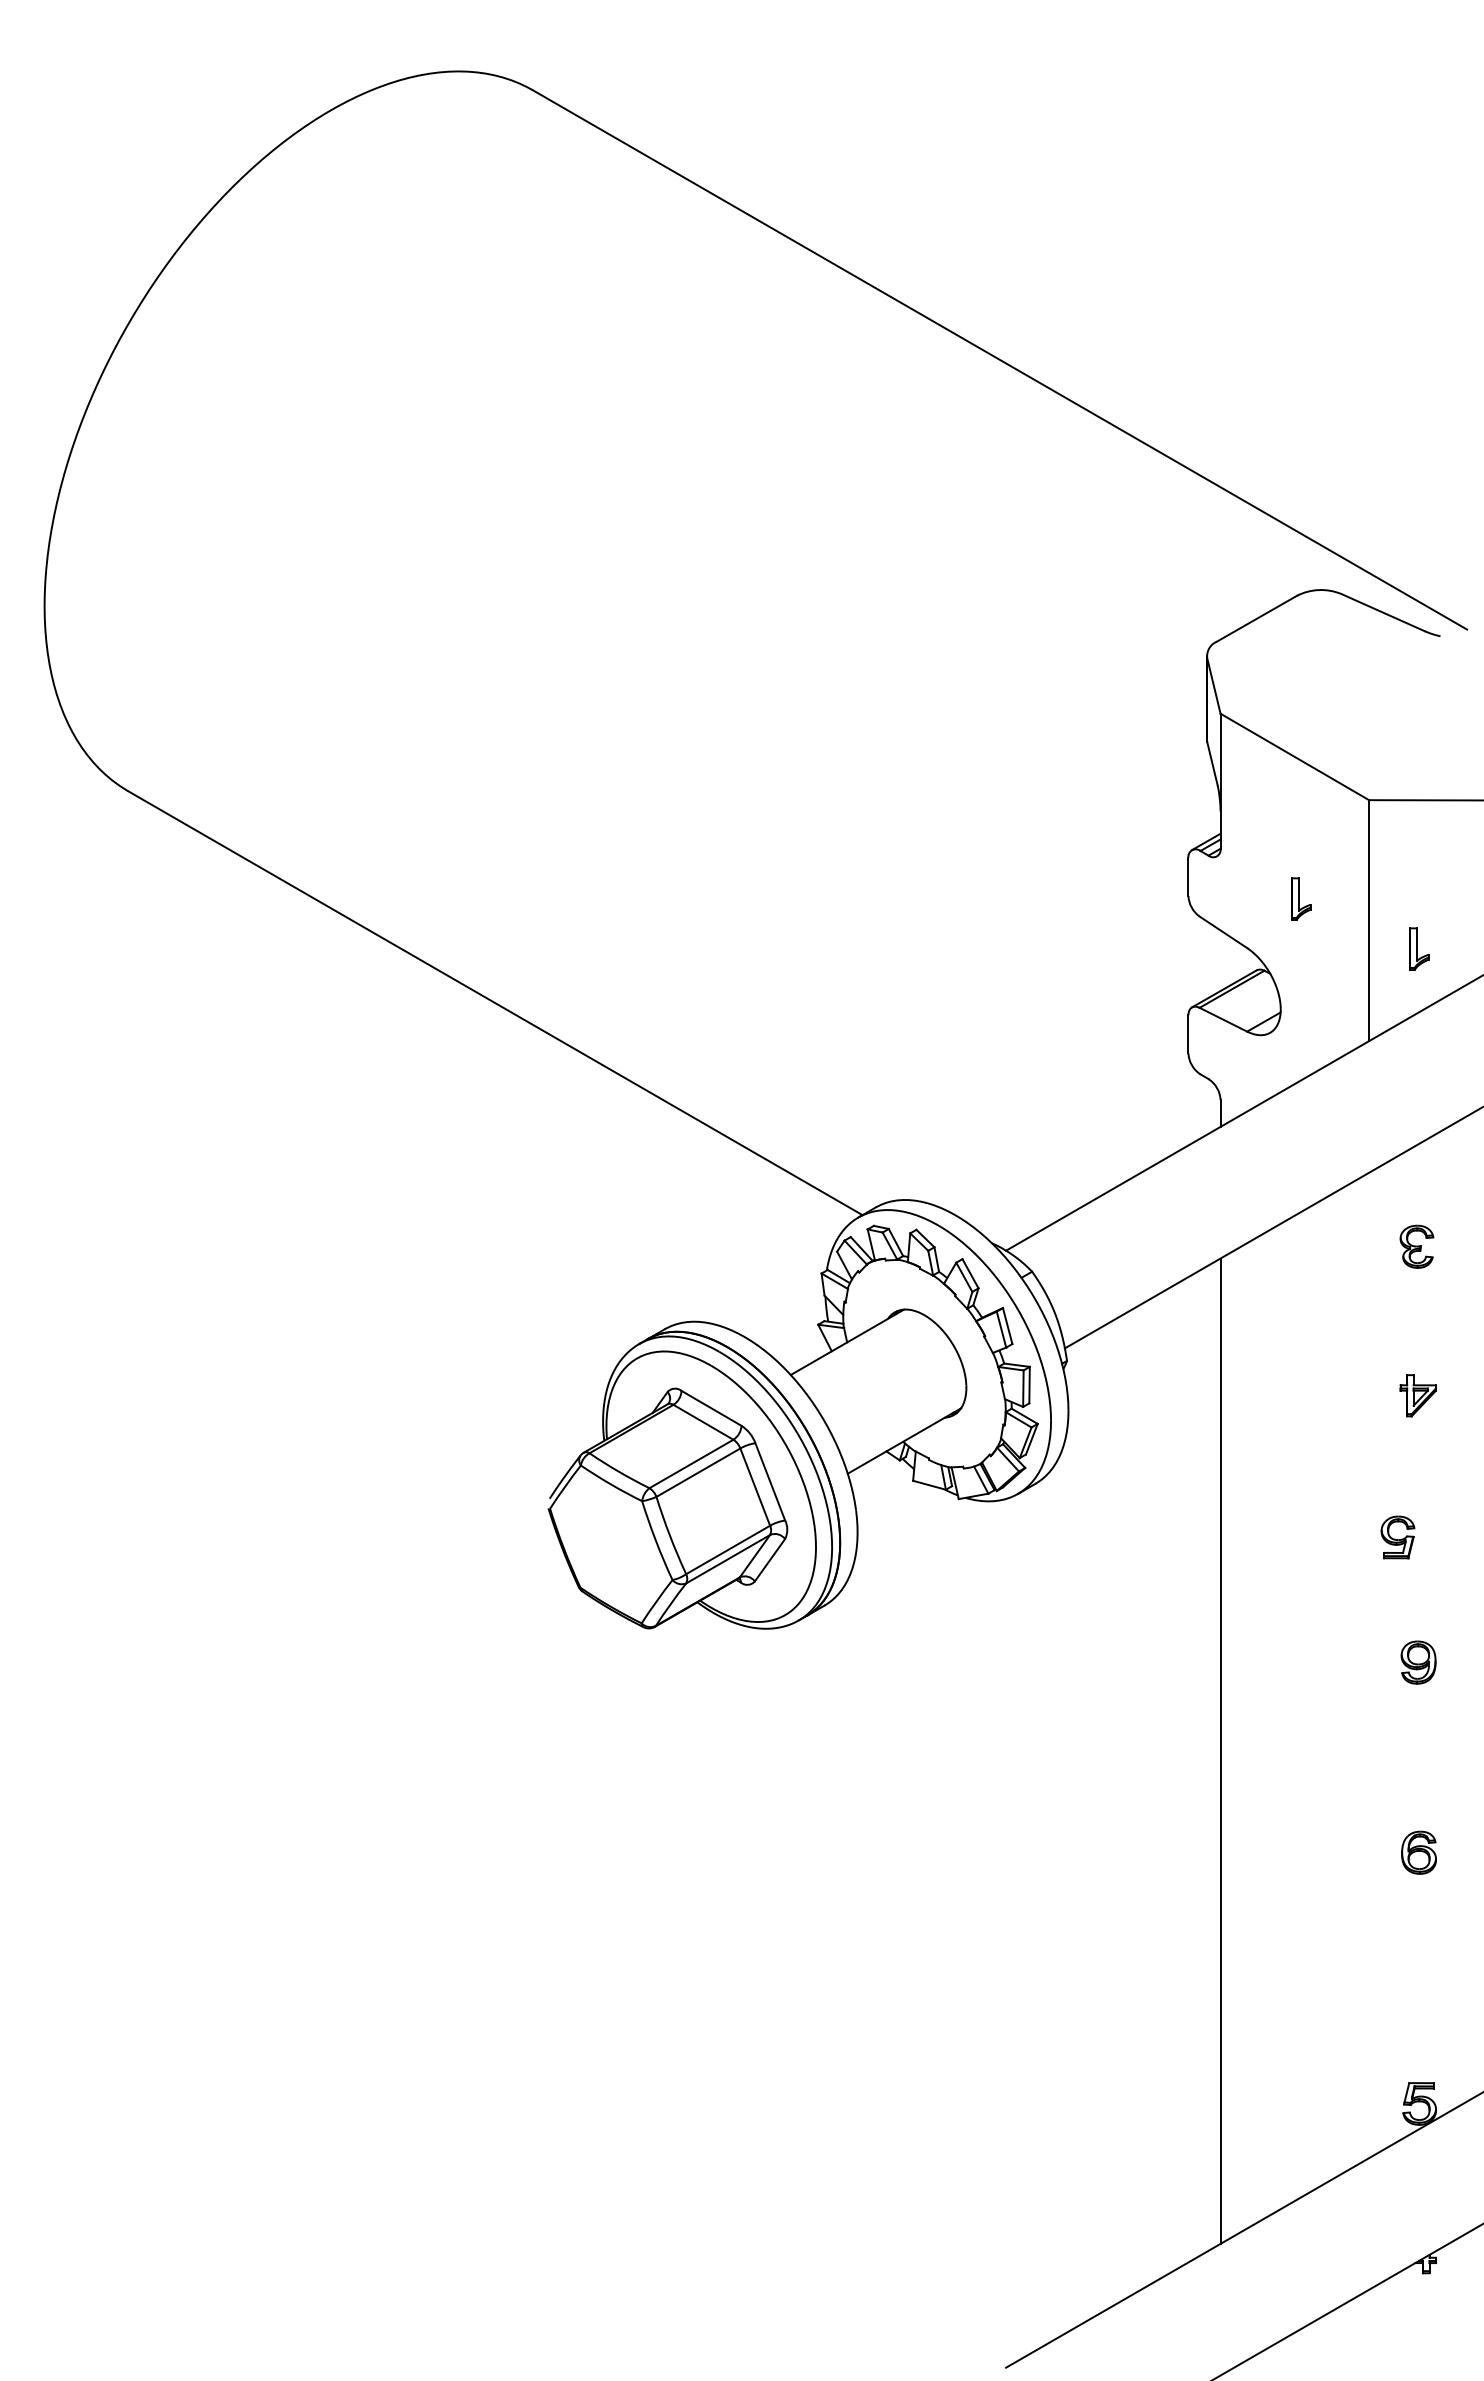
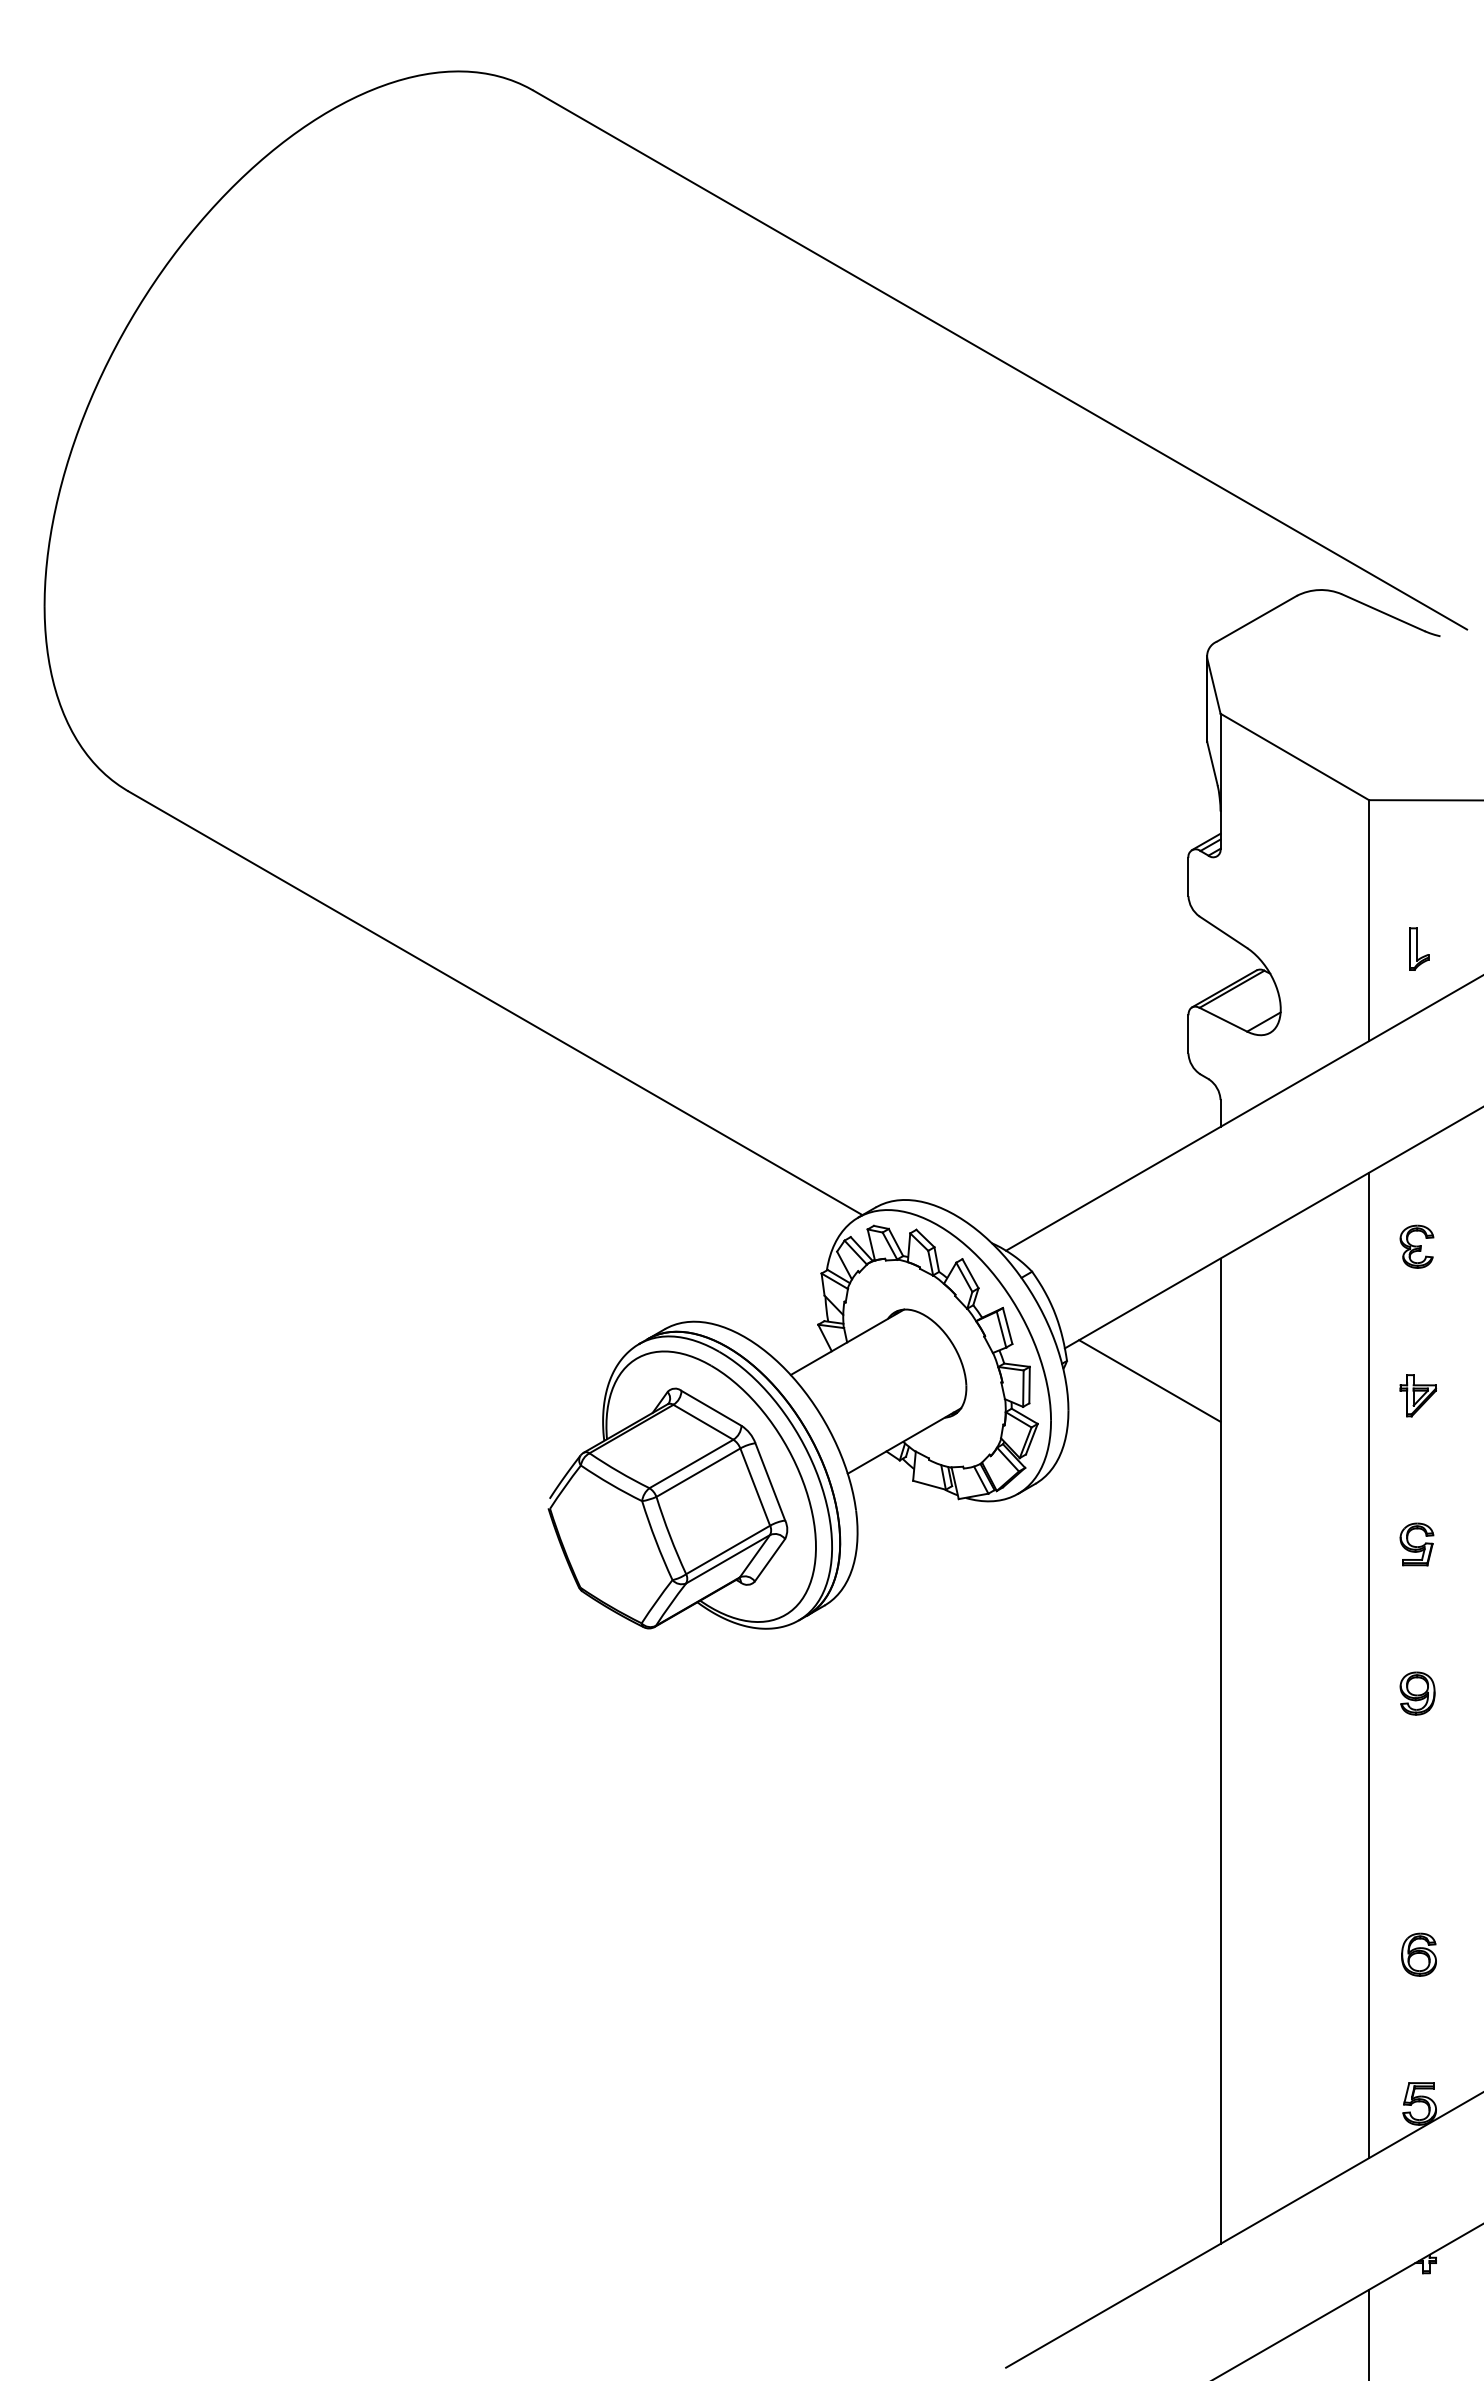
part: present -> none (1301, 898)
line: none -> present (1149, 1380)
part position: (1397, 1537) -> (1416, 1544) (1416, 1544)
part position: (1418, 1662) -> (1417, 1693) (1417, 1693)
line: none -> present (1369, 1665)
part position: (1418, 1852) -> (1418, 1954) (1418, 1954)
line: none -> present (1369, 2333)
